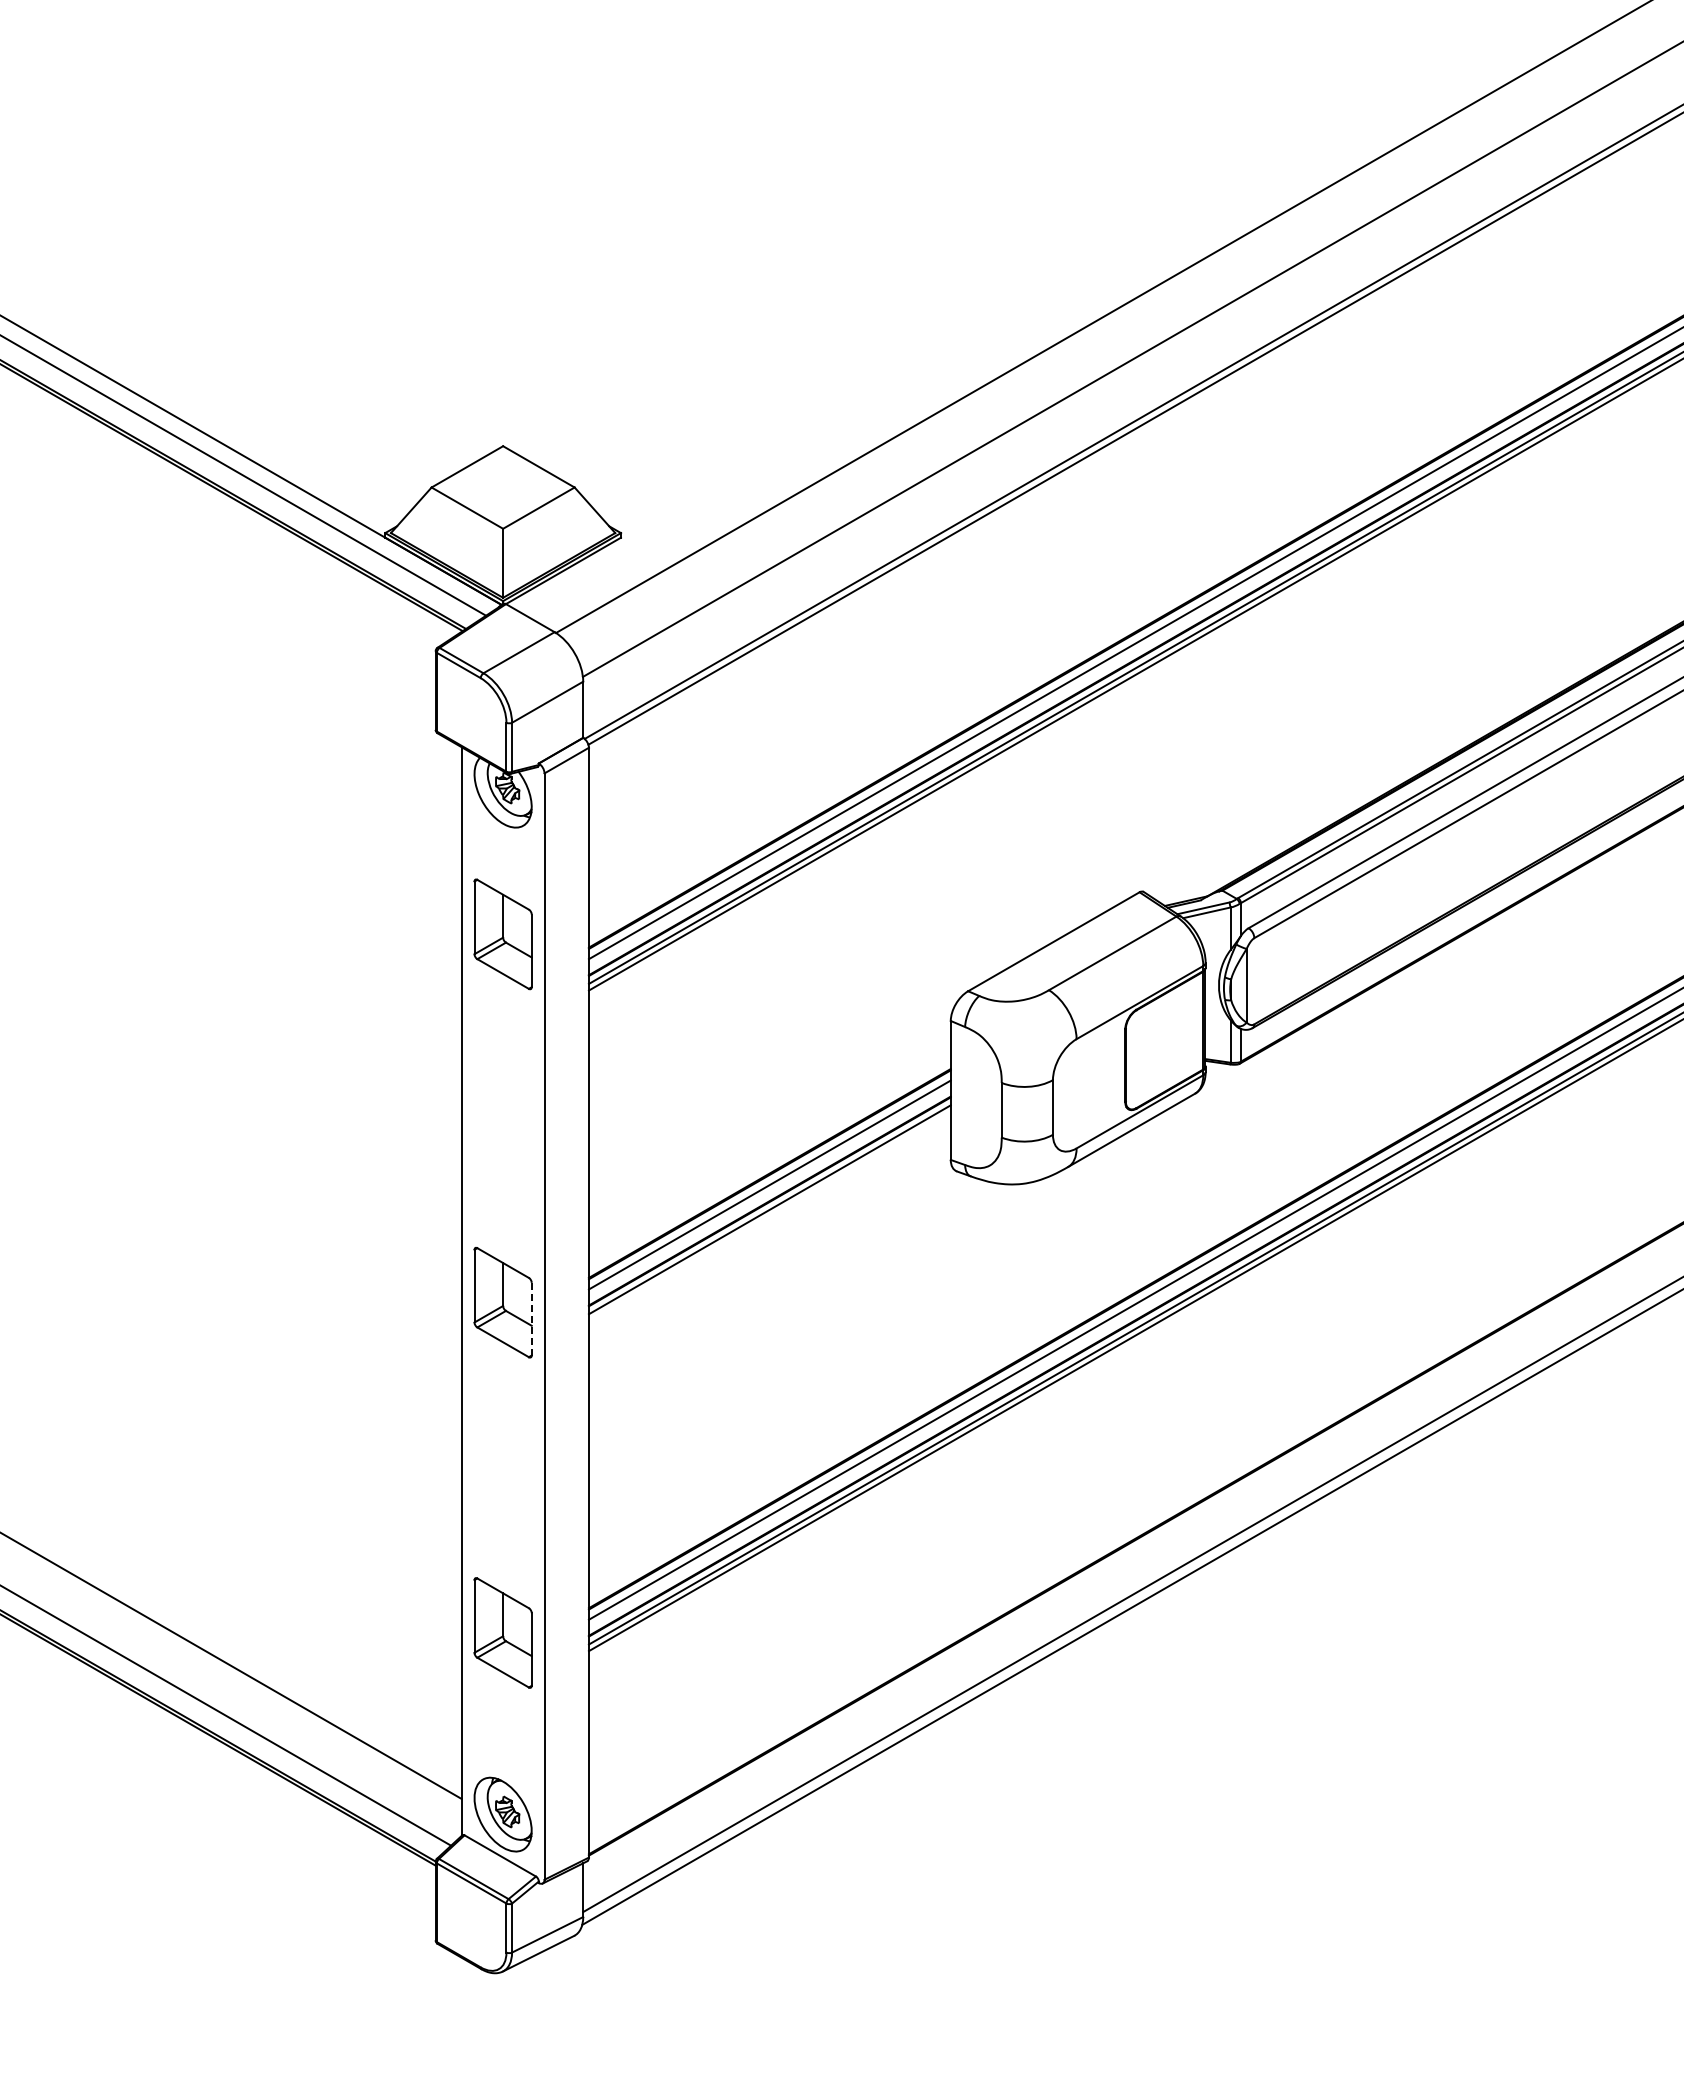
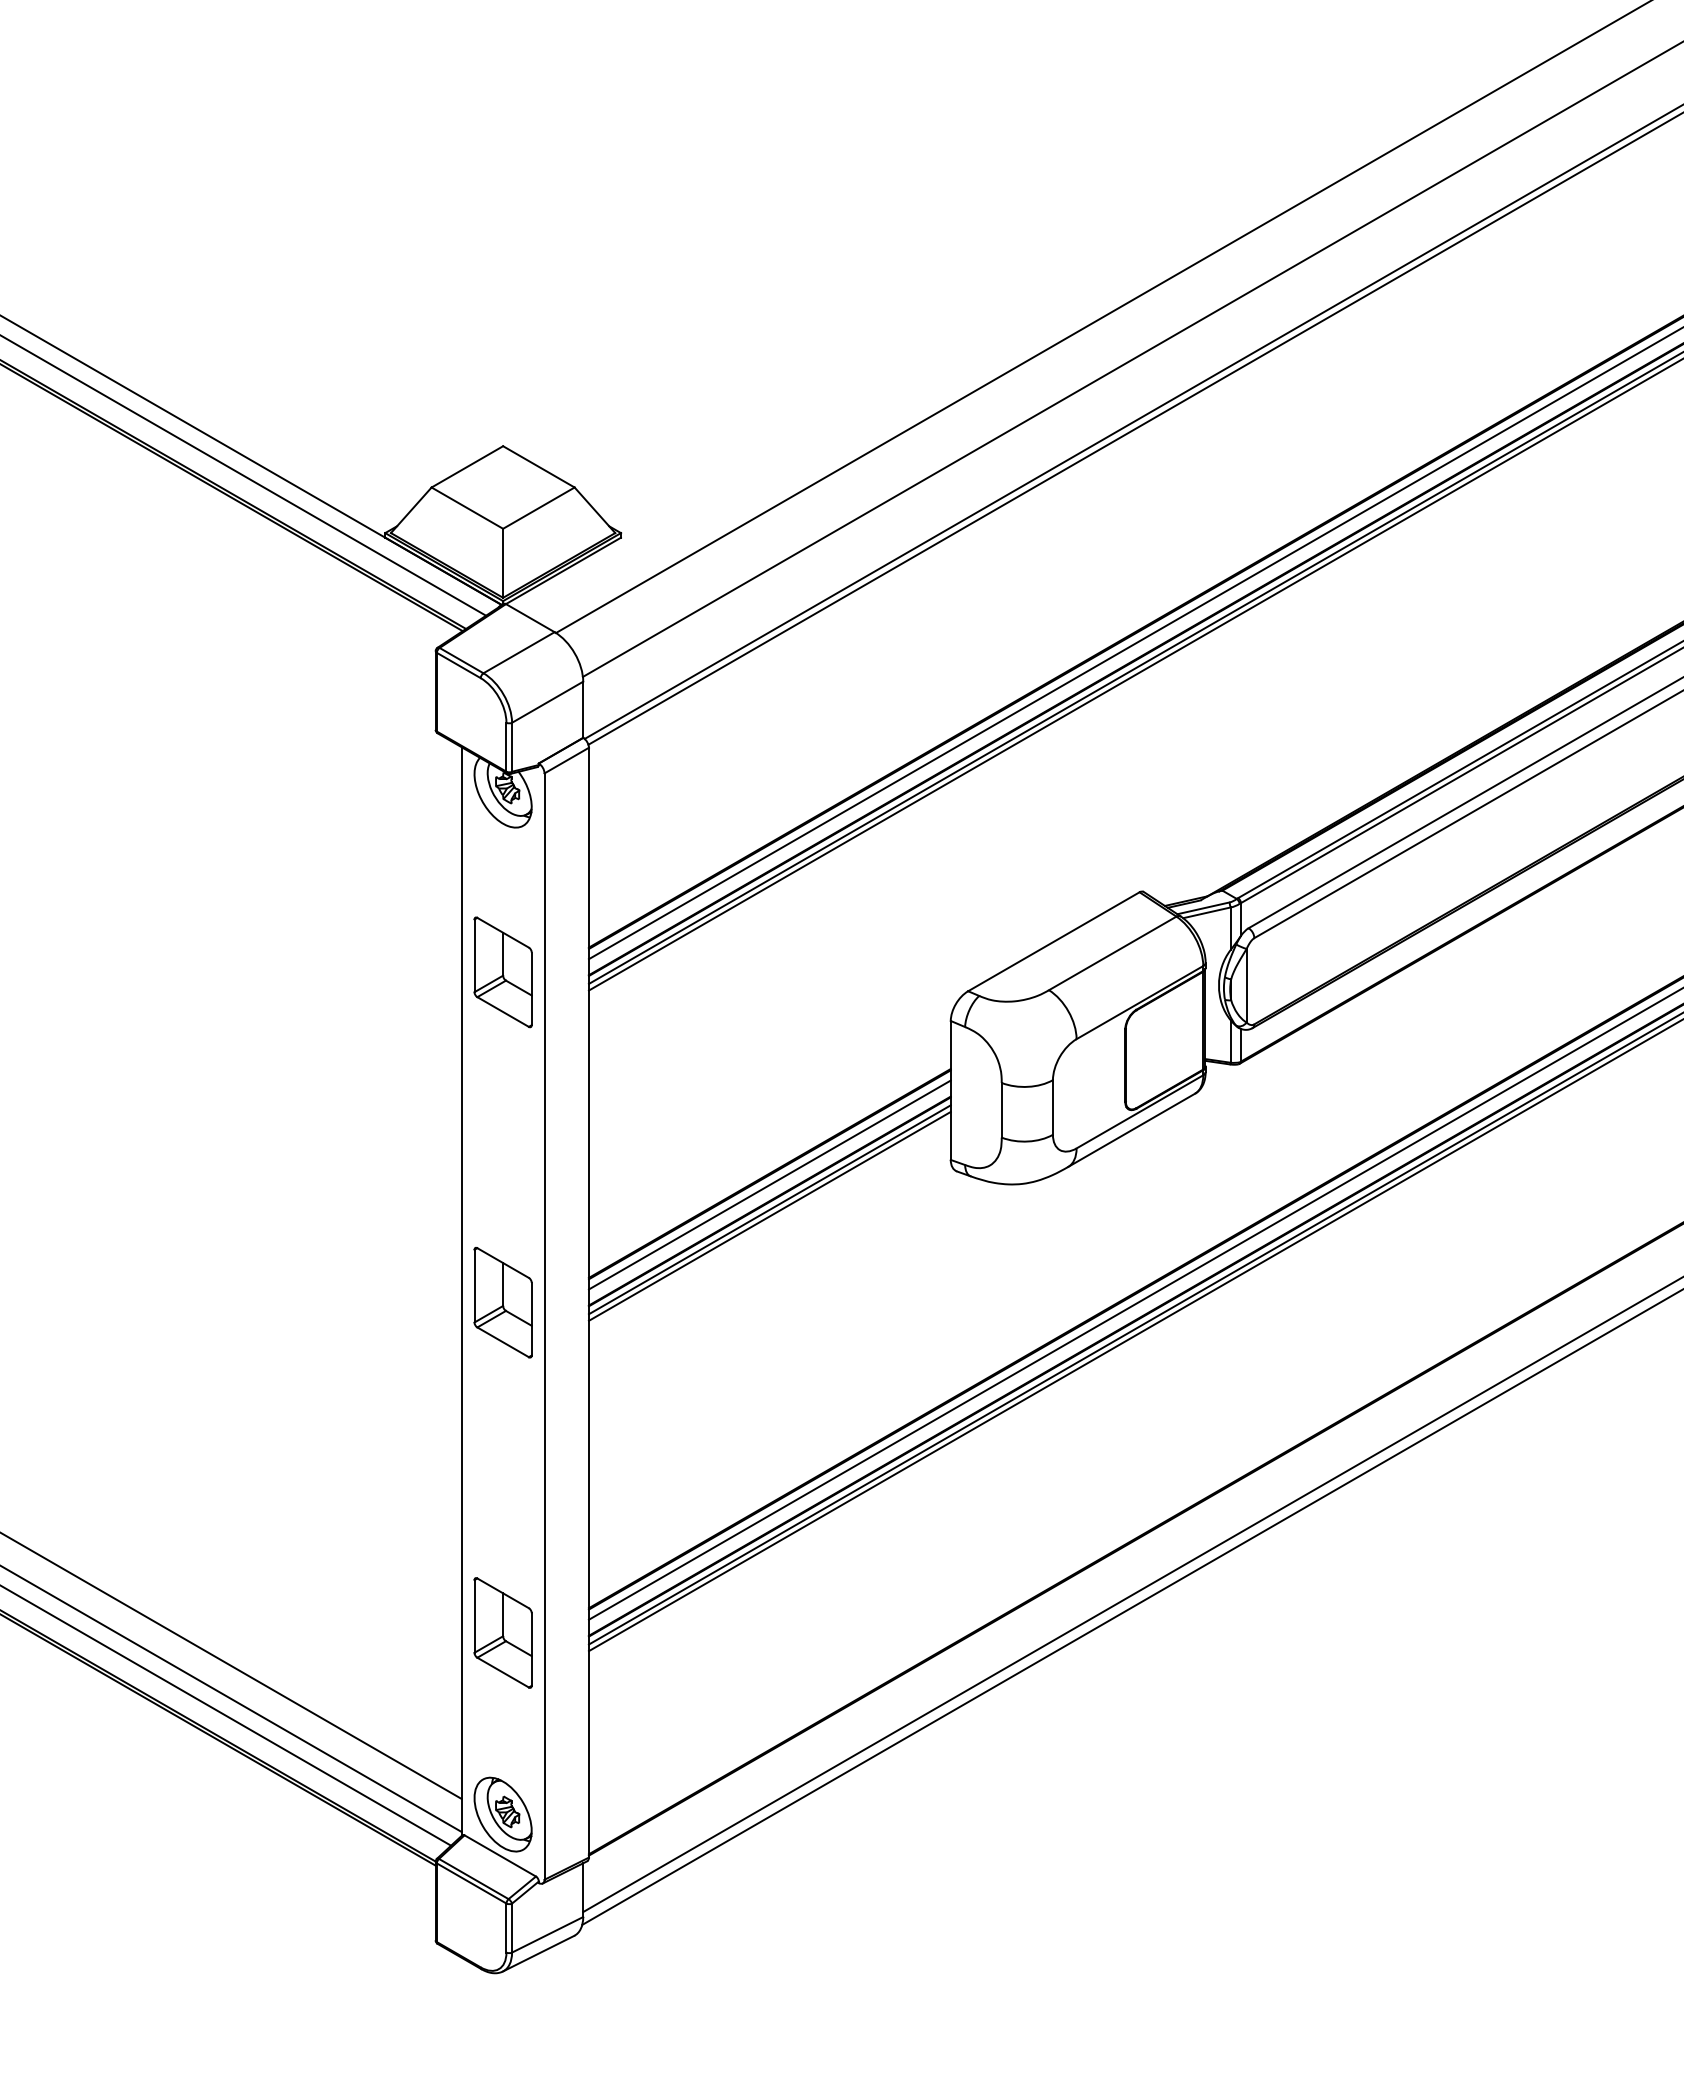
part position: (502, 934) -> (502, 972) (502, 972)
line: none -> present (769, 1215)
line: dashed -> solid (531, 1319)
line: none -> present (231, 1699)
